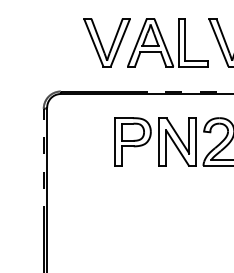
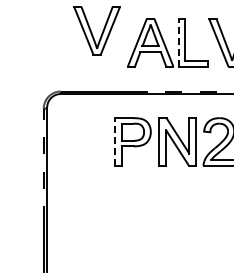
part position: (106, 42) -> (96, 30) (96, 30)
line: solid -> dashed (178, 42)
line: solid -> dashed (115, 142)
